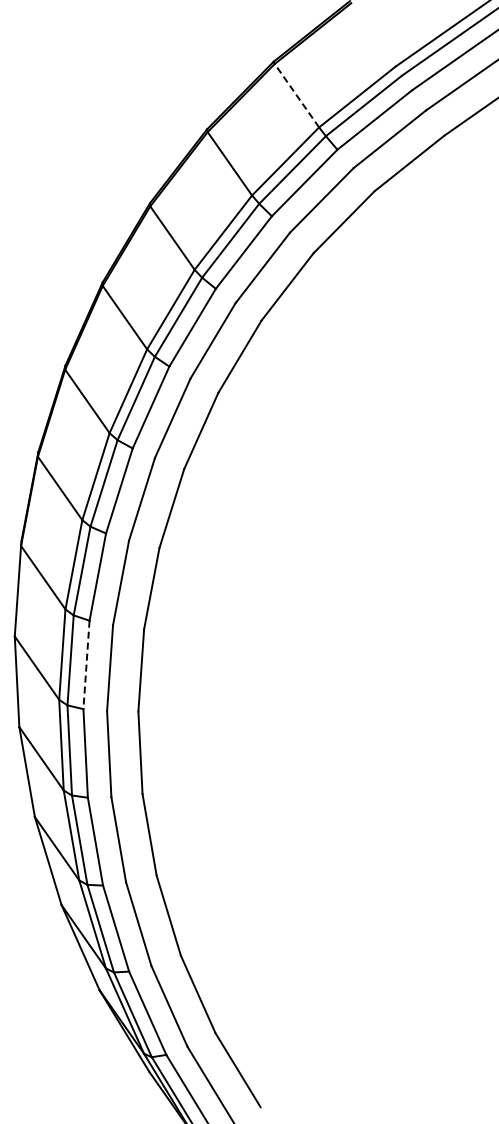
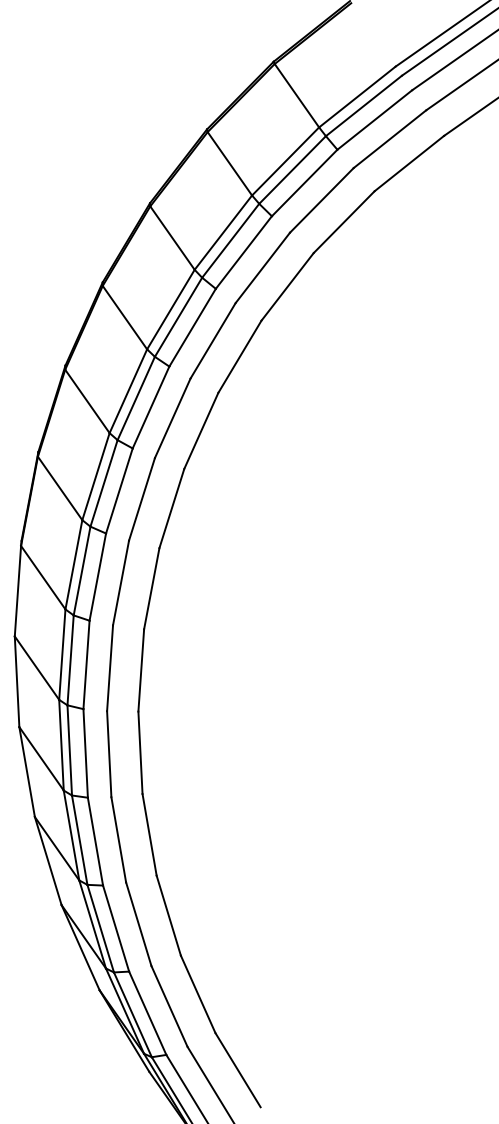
line: dashed -> solid (296, 95)
line: dashed -> solid (86, 665)
